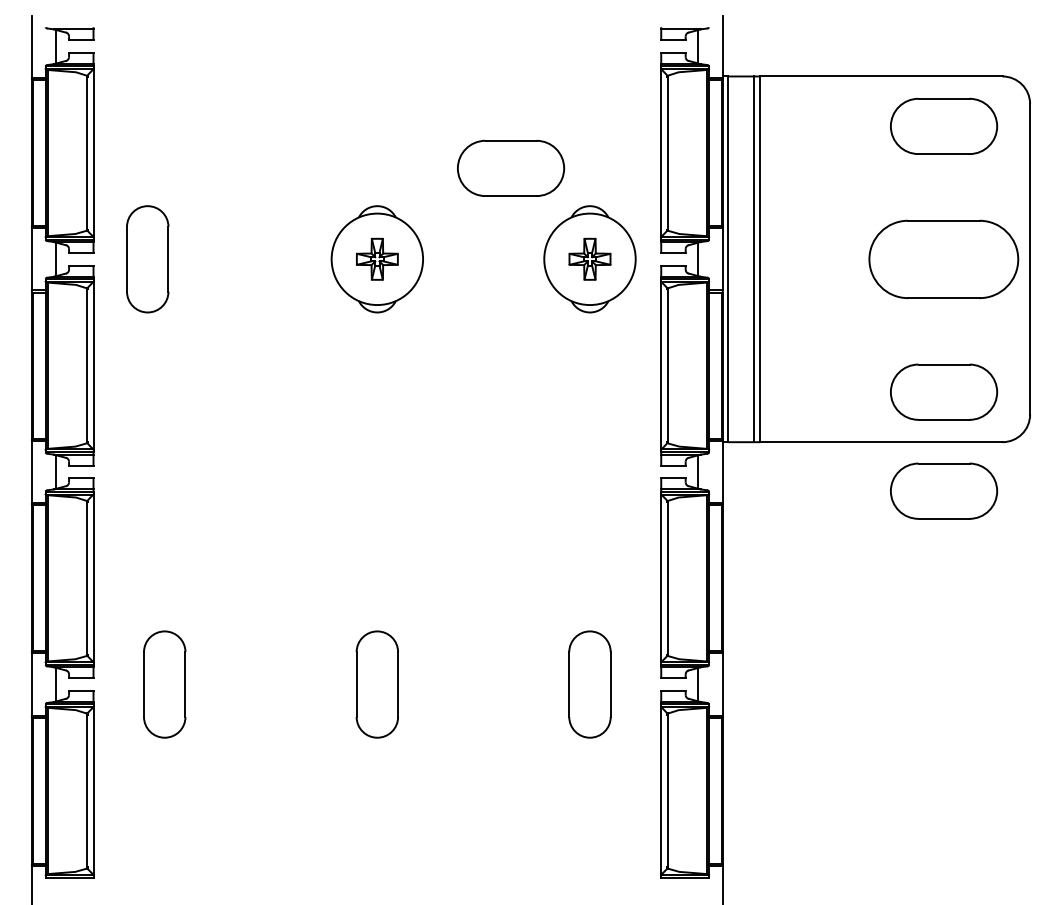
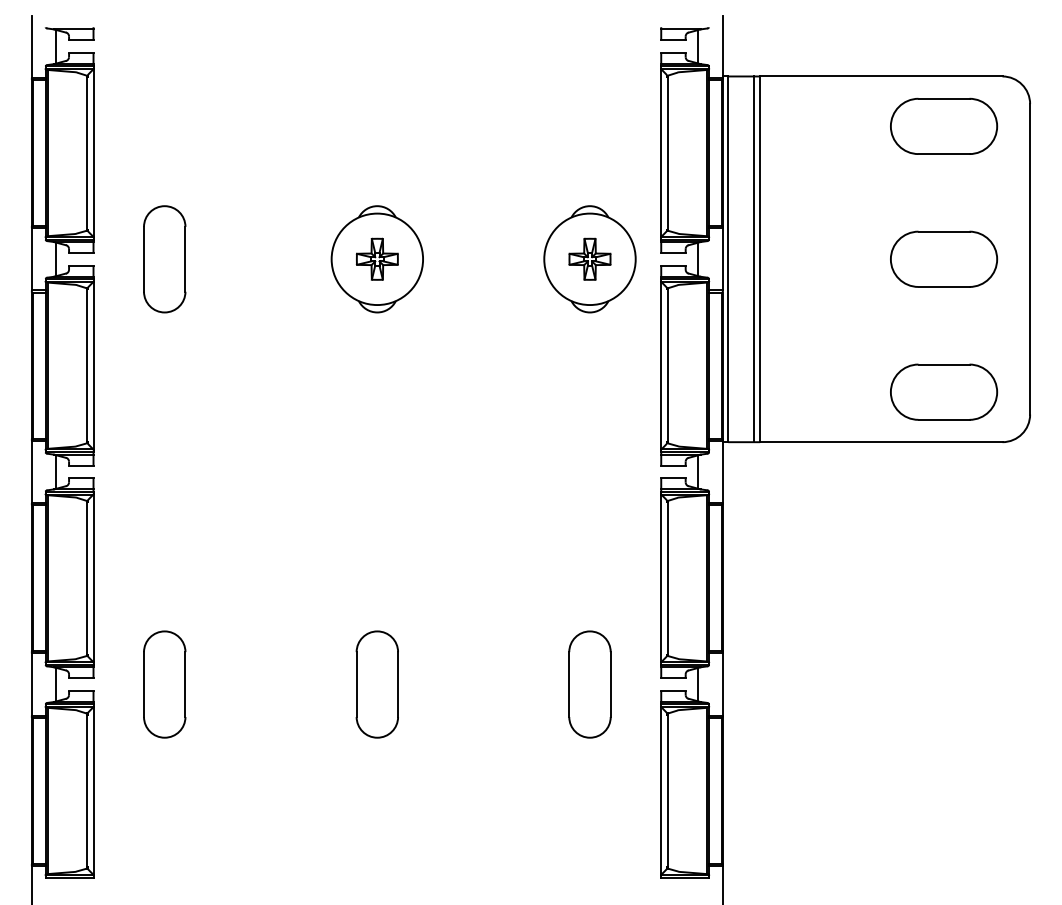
part: present -> none (511, 167)
part size: 152x80 px -> 109x58 px (944, 258)
part position: (147, 259) -> (164, 259) (164, 259)
part: present -> none (944, 490)
